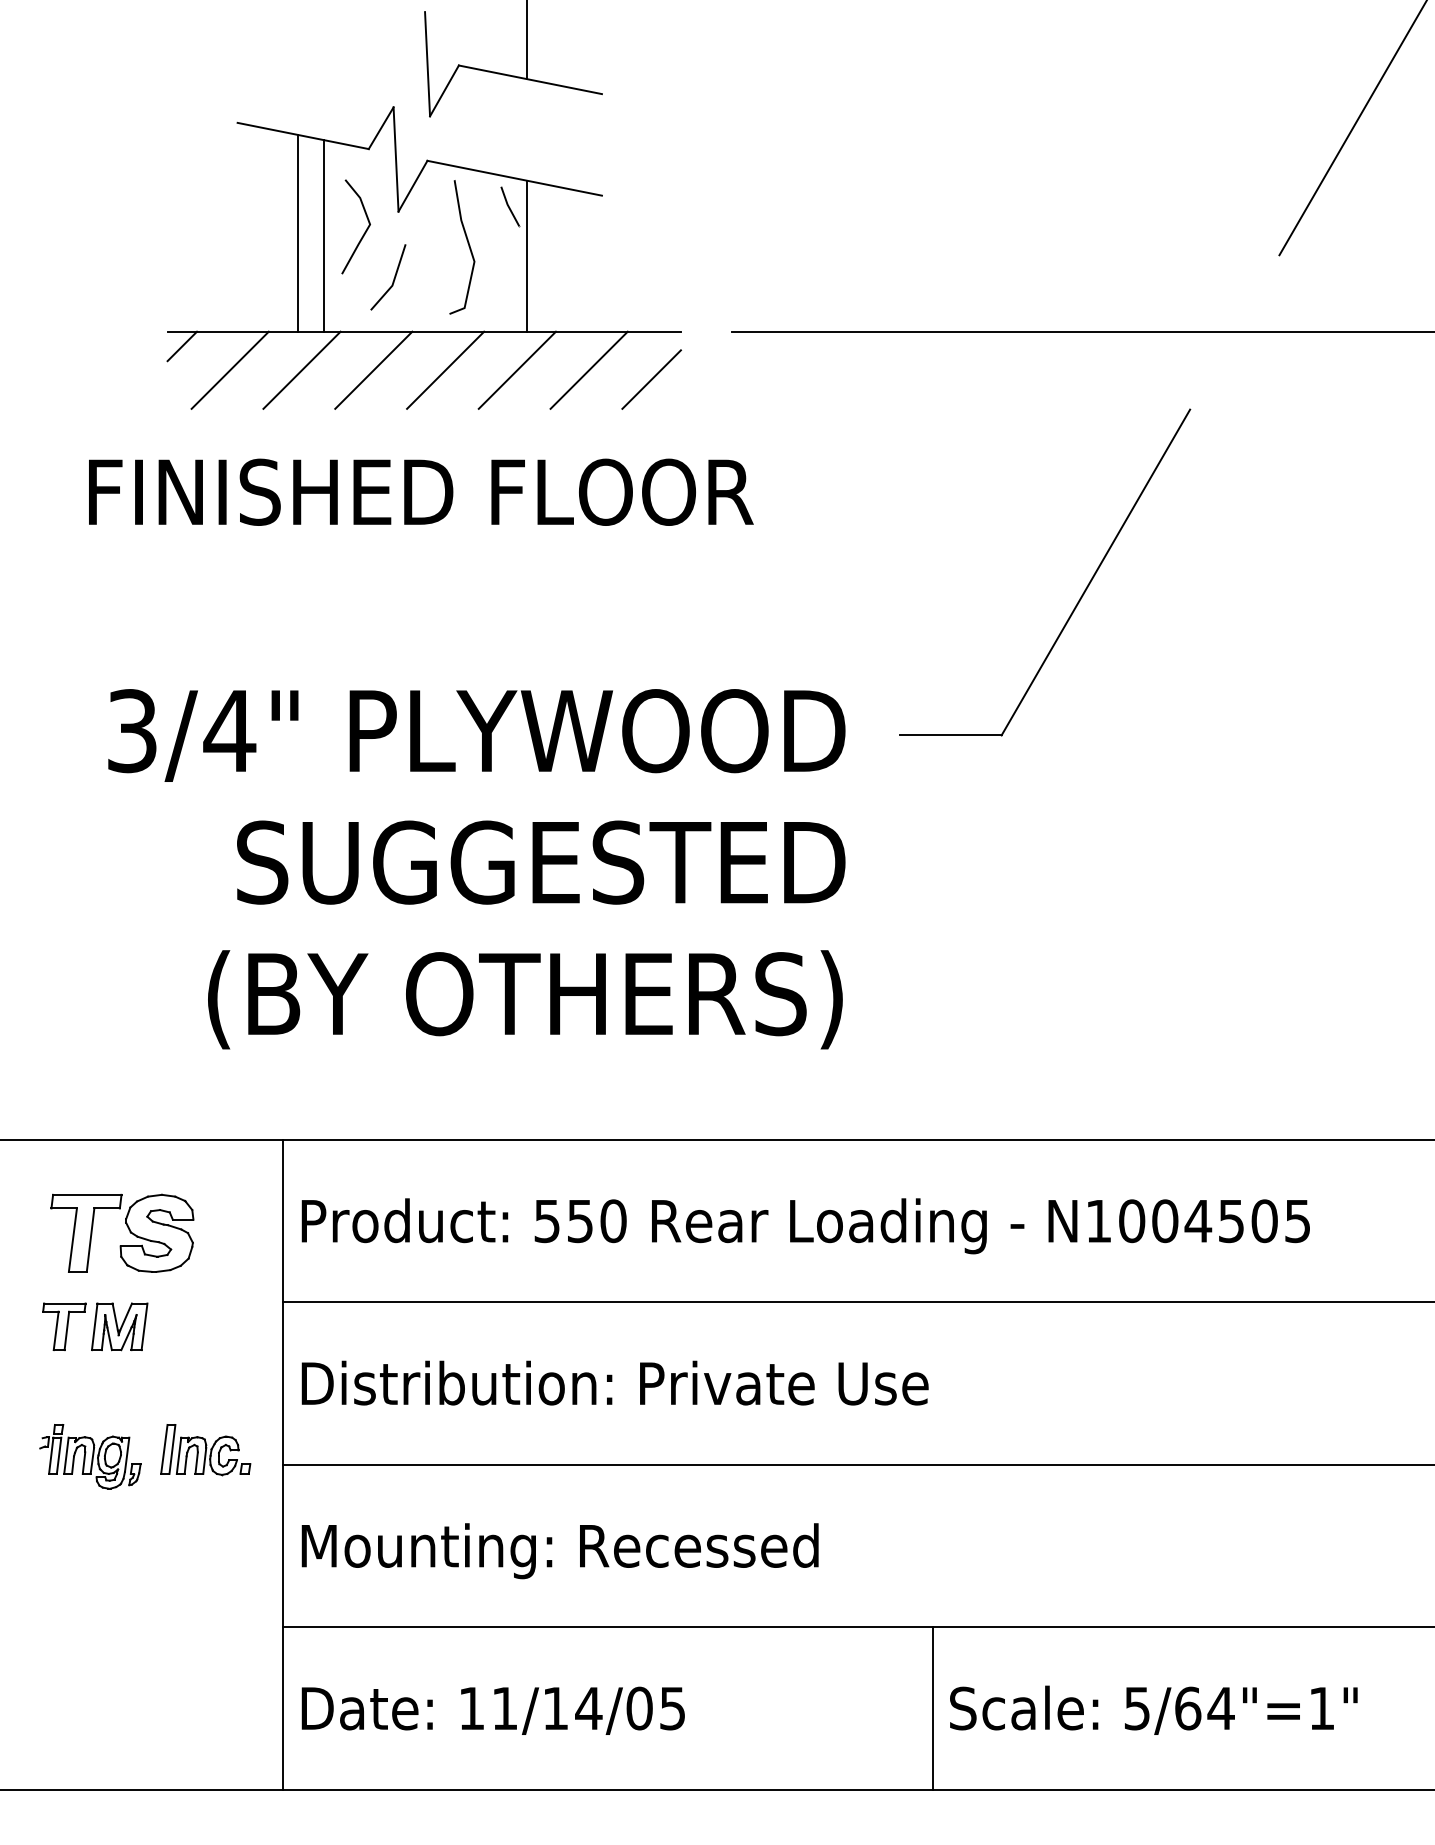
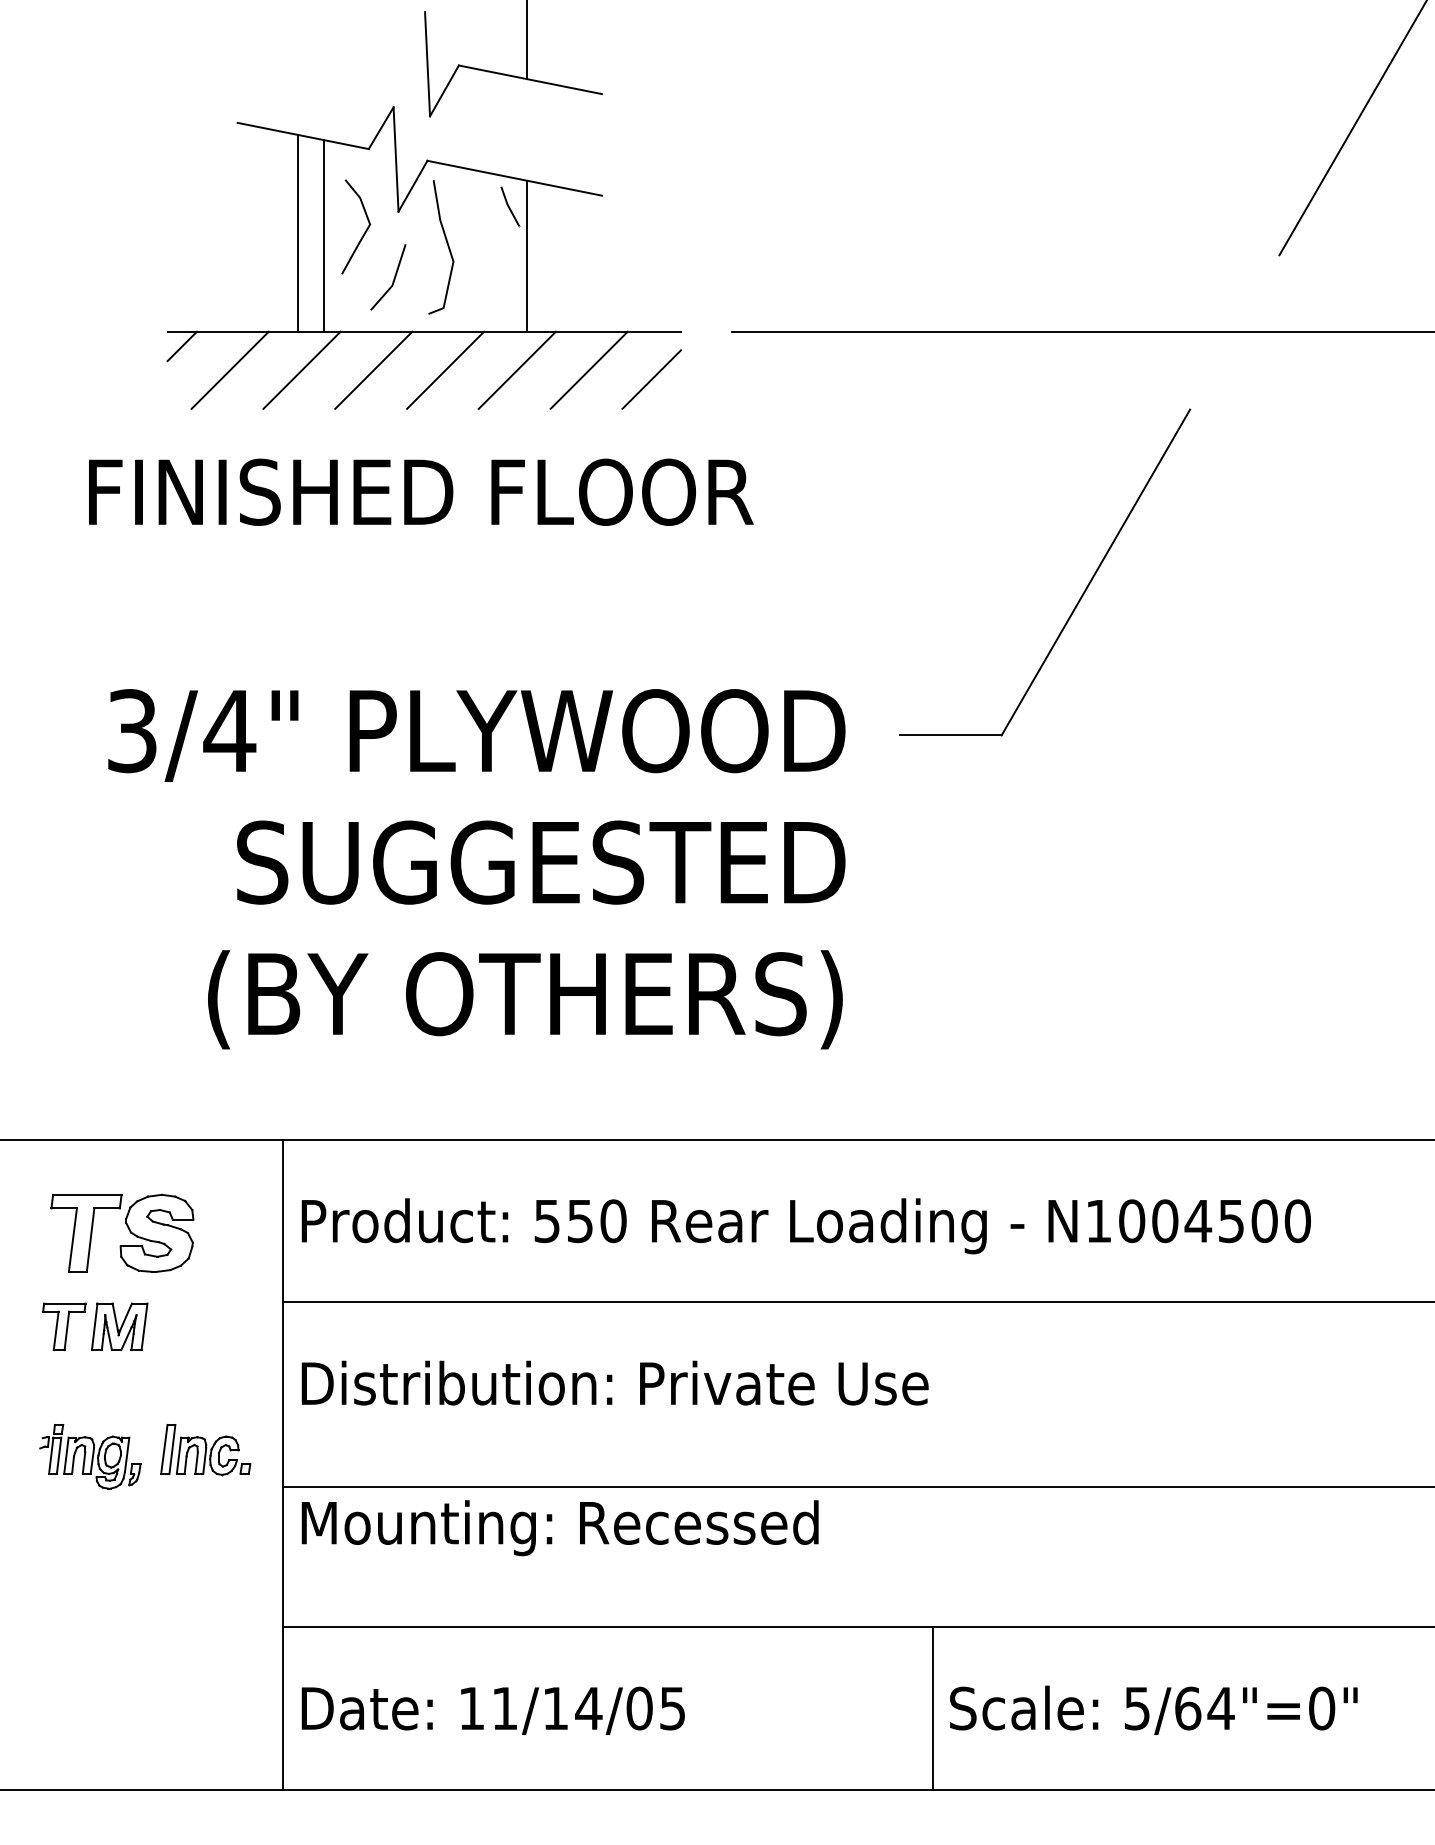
curve position: (468, 246) -> (447, 246) (447, 246)
text: N1004505 -> N1004500 (1297, 1221)
line position: (857, 1464) -> (857, 1486) (857, 1486)
text position: (559, 1551) -> (559, 1528) (559, 1528)
text: 5/64"=1" -> 5/64"=0" (1322, 1708)
